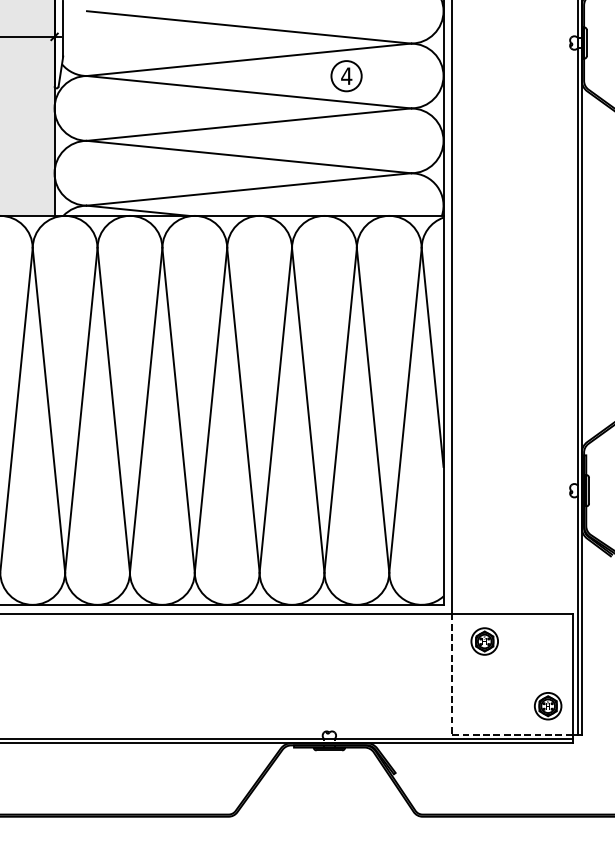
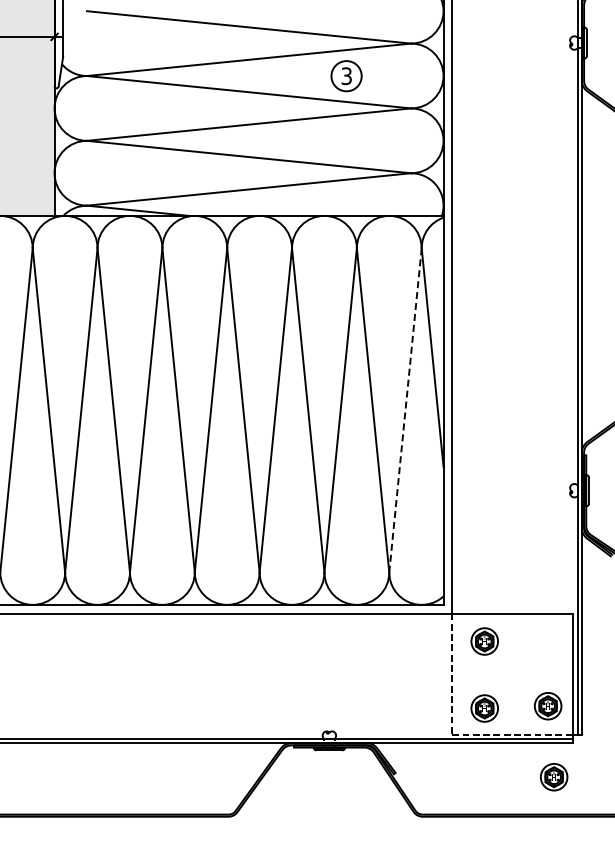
text: 4 -> 3 (346, 76)
line: solid -> dashed (405, 410)
part: none -> present (484, 708)
part: none -> present (554, 777)
